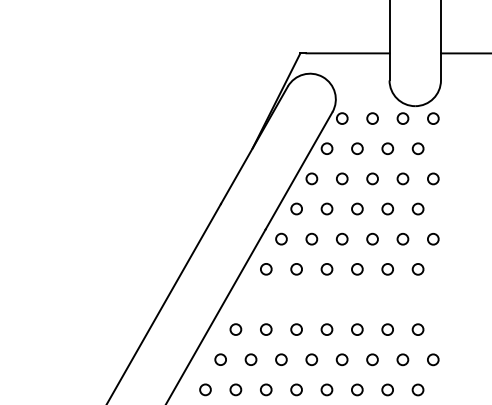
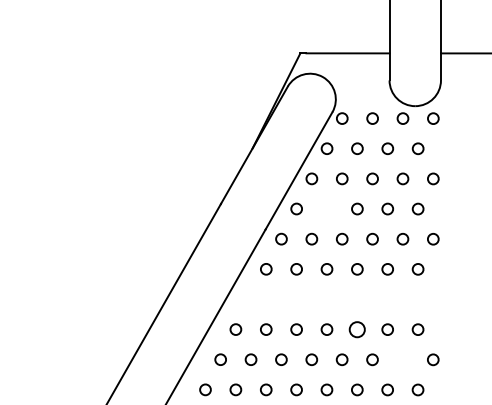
circle: present -> none (326, 208)
circle size: 13x13 px -> 18x18 px (356, 329)
circle: present -> none (402, 359)
